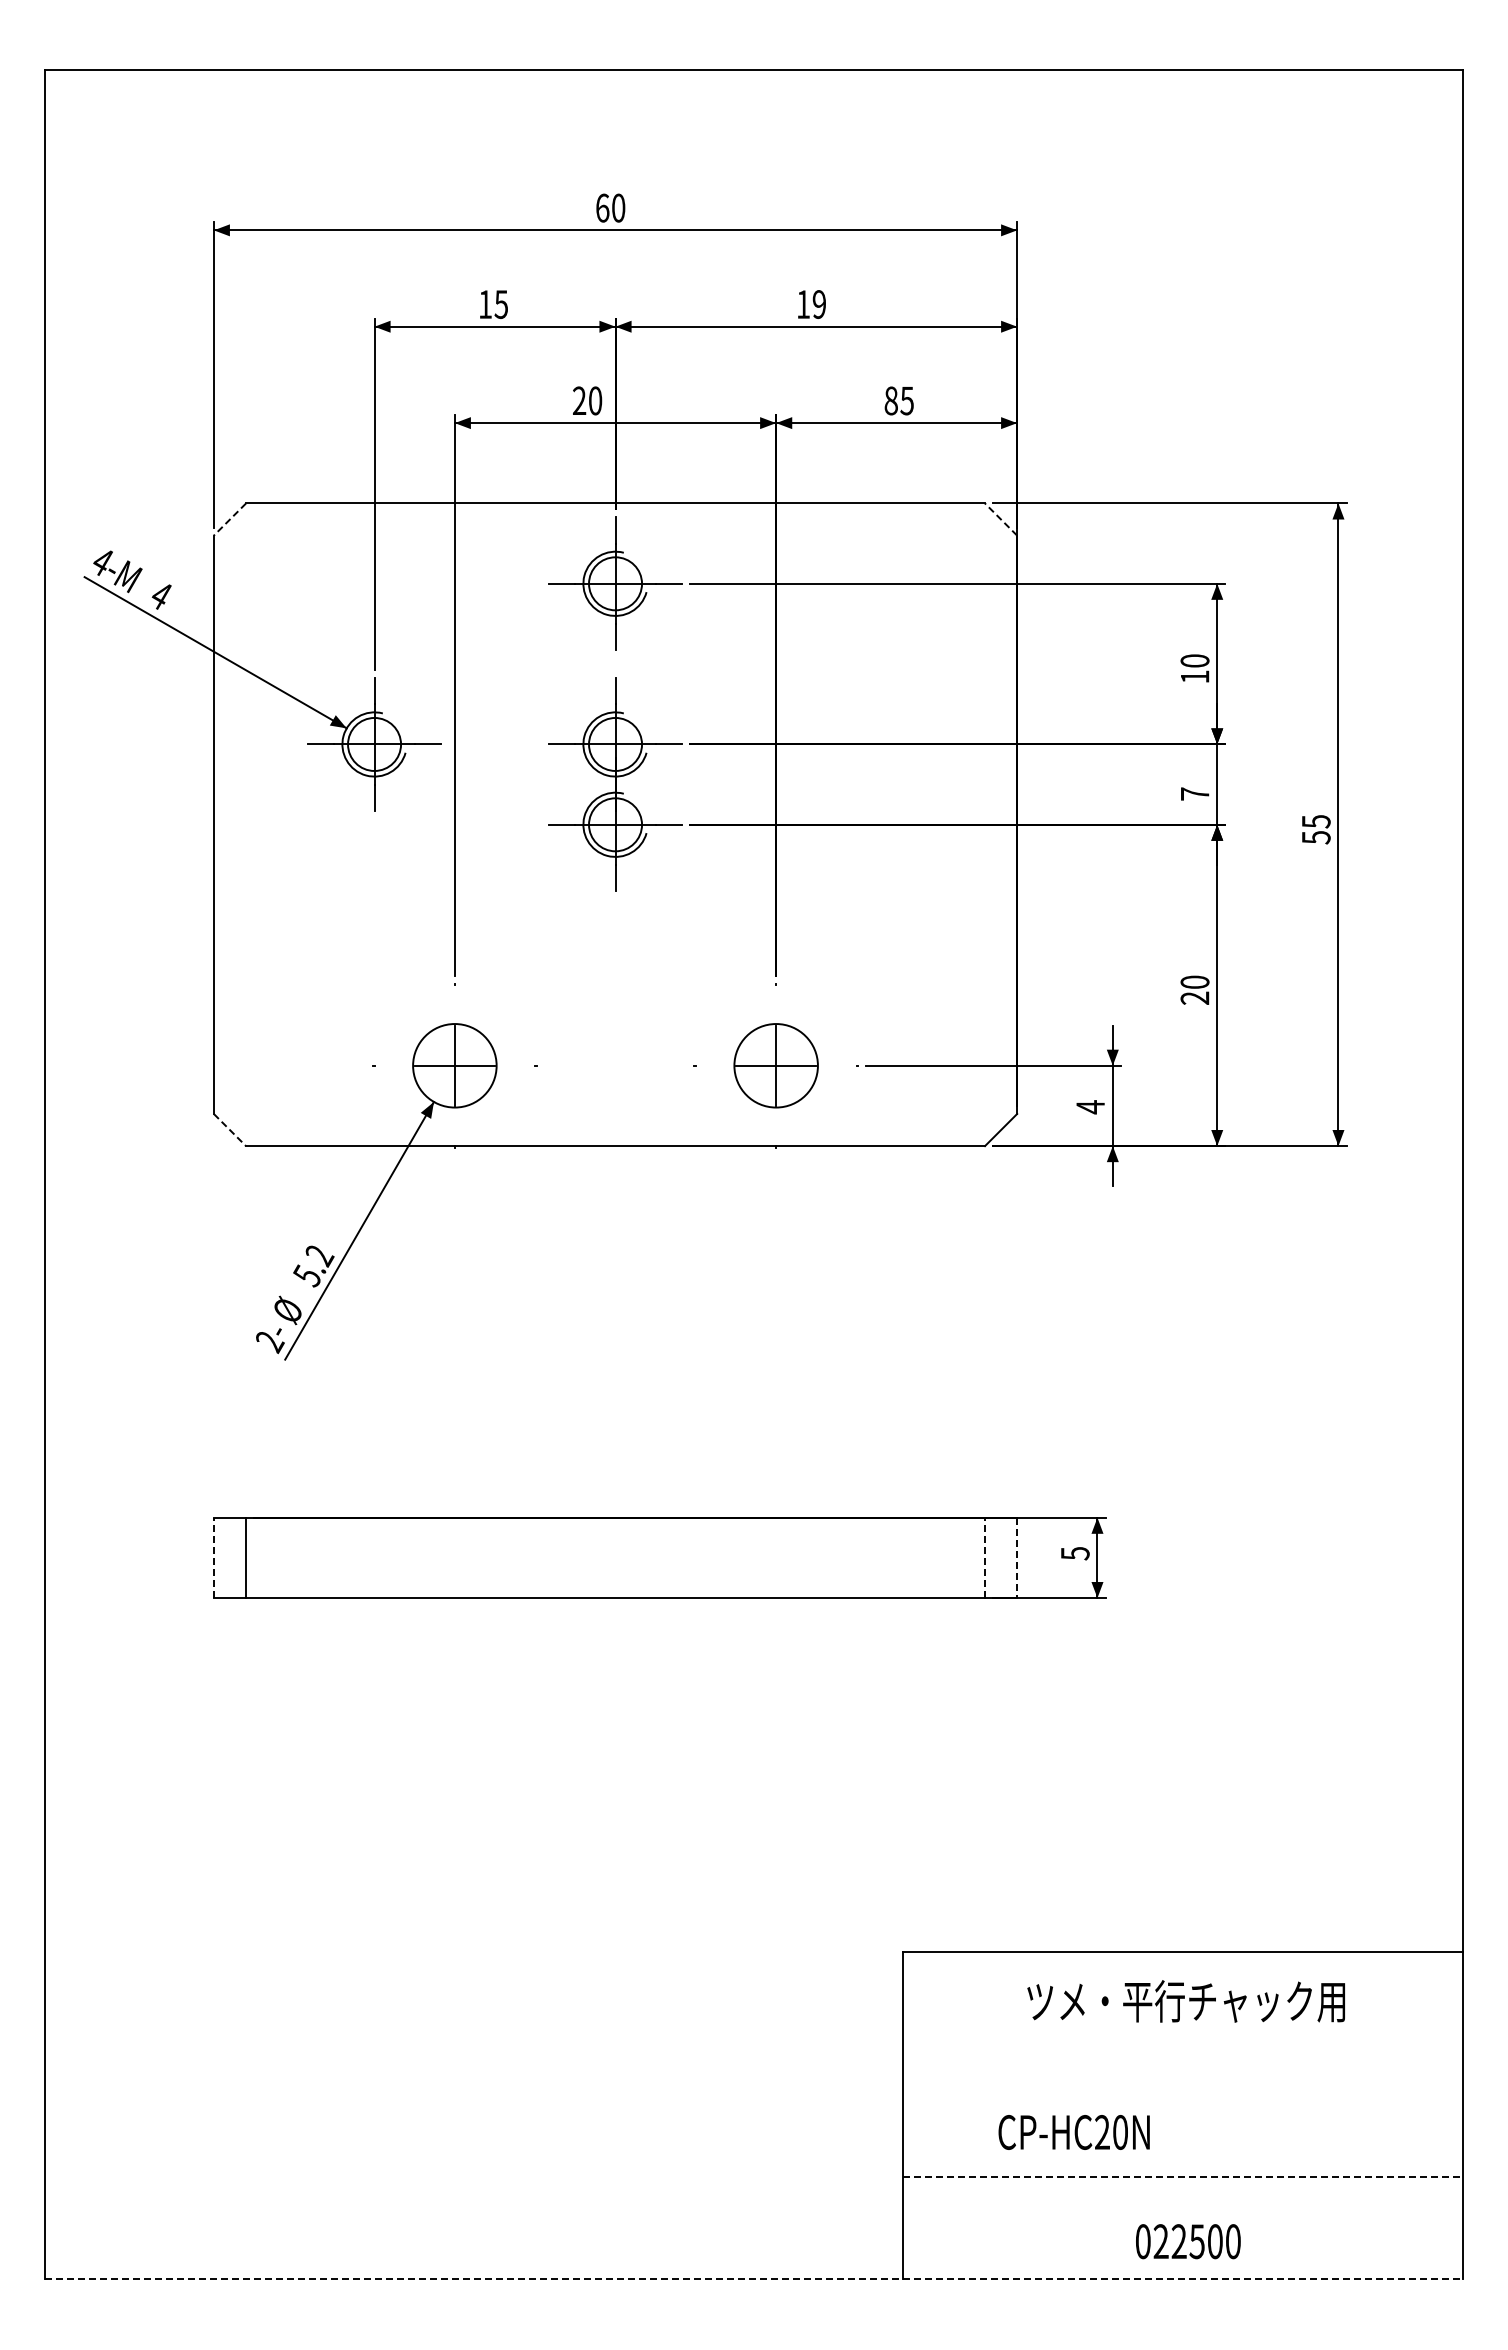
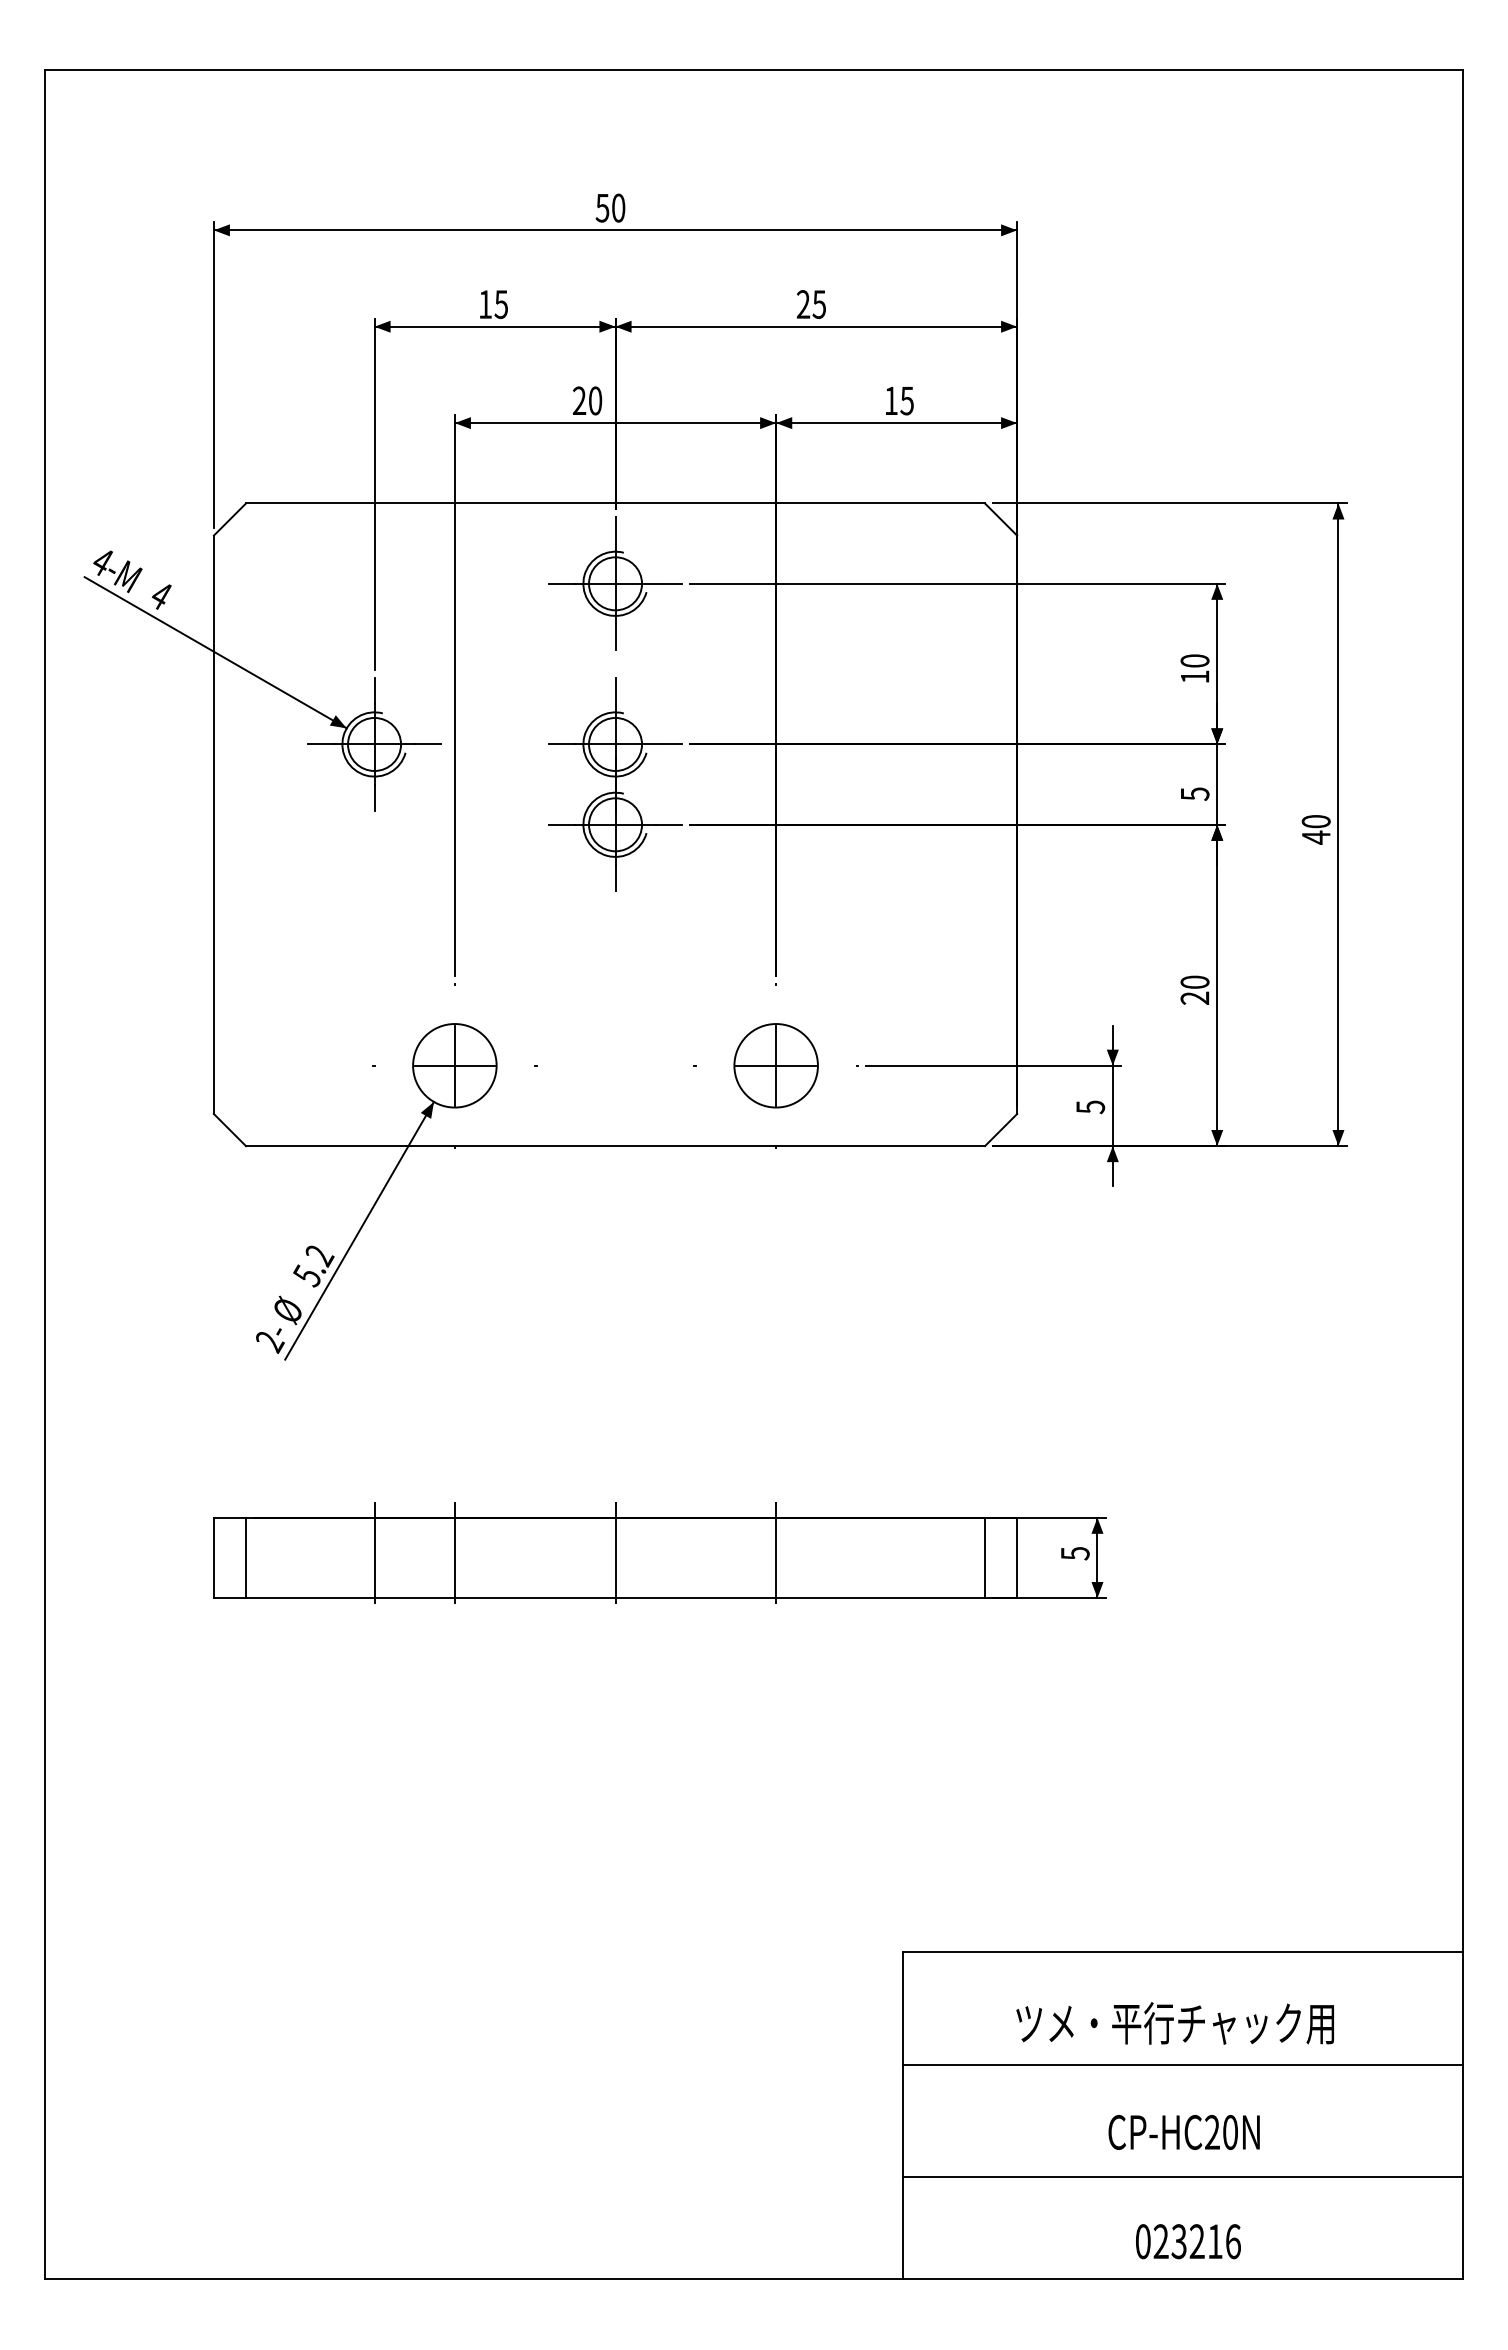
text: 60 -> 50 (602, 207)
text: 19 -> 25 (810, 304)
text: 85 -> 15 (890, 400)
line: dashed -> solid (229, 519)
line: dashed -> solid (1001, 519)
text: 7 -> 5 (1195, 793)
text: 55 -> 40 (1315, 829)
text: 4 -> 5 (1090, 1107)
line: dashed -> solid (229, 1130)
line: dashed -> solid (213, 1557)
line: none -> present (374, 1557)
line: none -> present (454, 1557)
line: none -> present (615, 1557)
line: none -> present (776, 1557)
line: dashed -> solid (985, 1557)
line: dashed -> solid (1017, 1558)
text position: (1185, 2001) -> (1174, 2023) (1174, 2023)
line: none -> present (1182, 2064)
text position: (1073, 2132) -> (1183, 2132) (1183, 2132)
line: dashed -> solid (1183, 2177)
text: 022500 -> 023216 (1205, 2241)
line: dashed -> solid (753, 2279)
